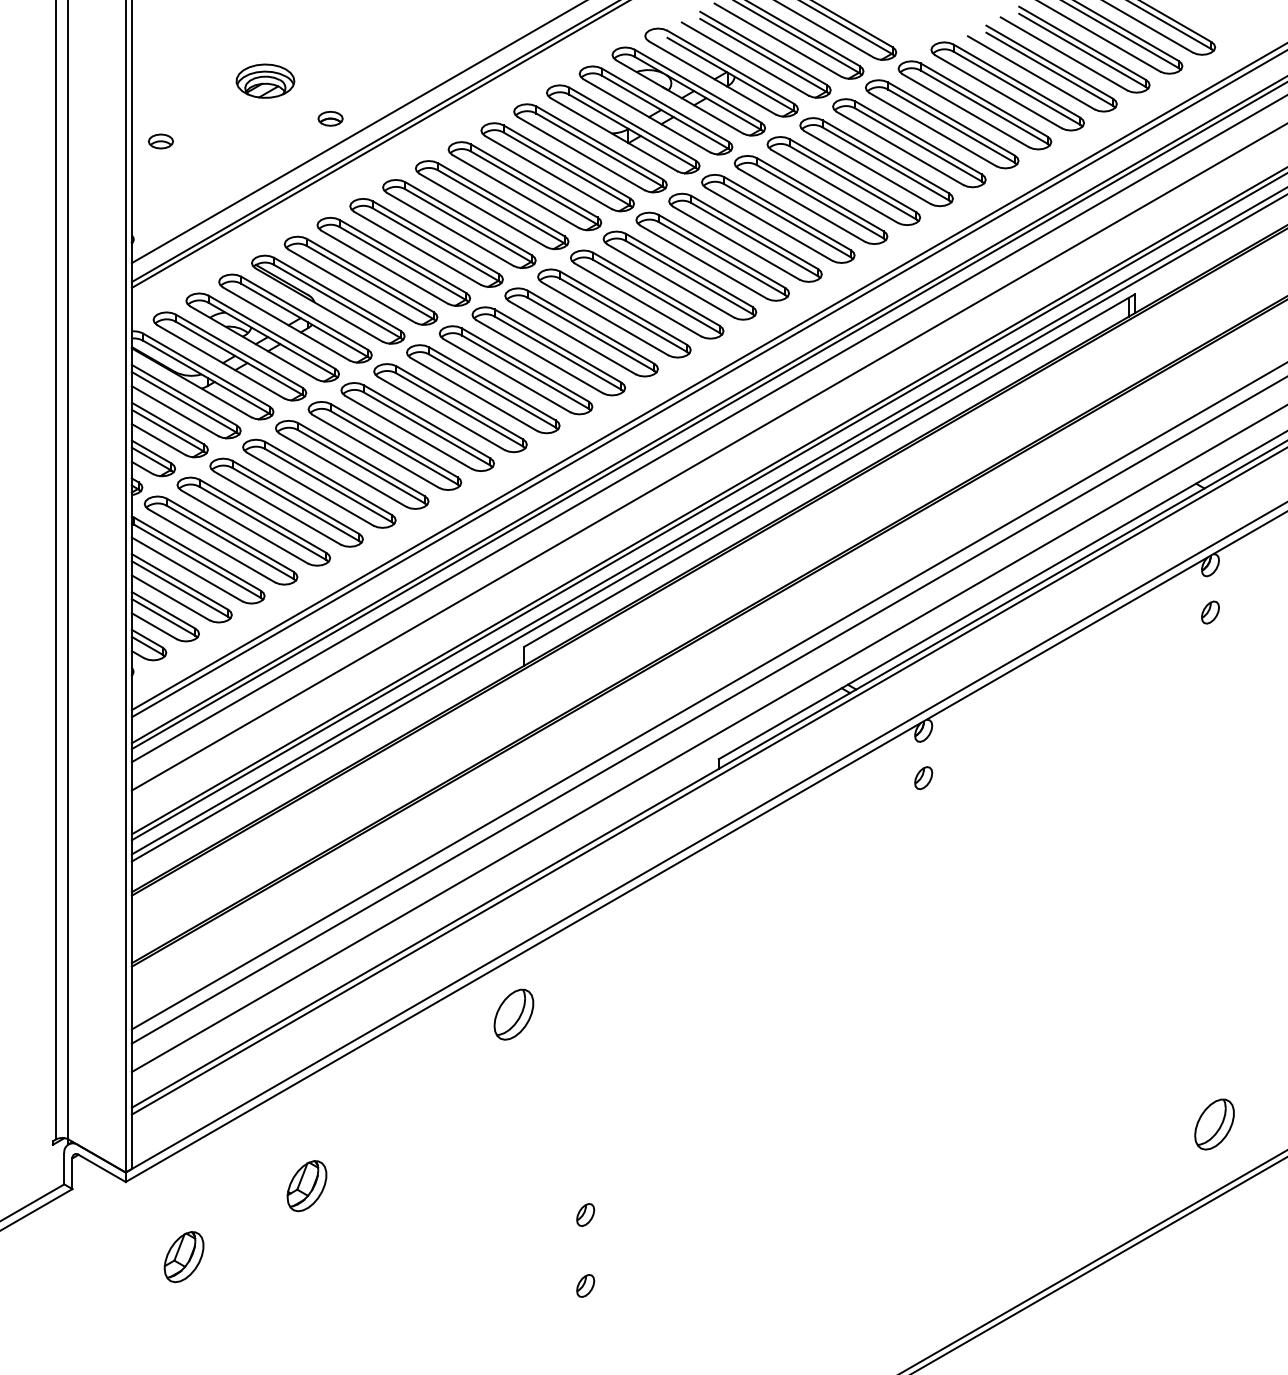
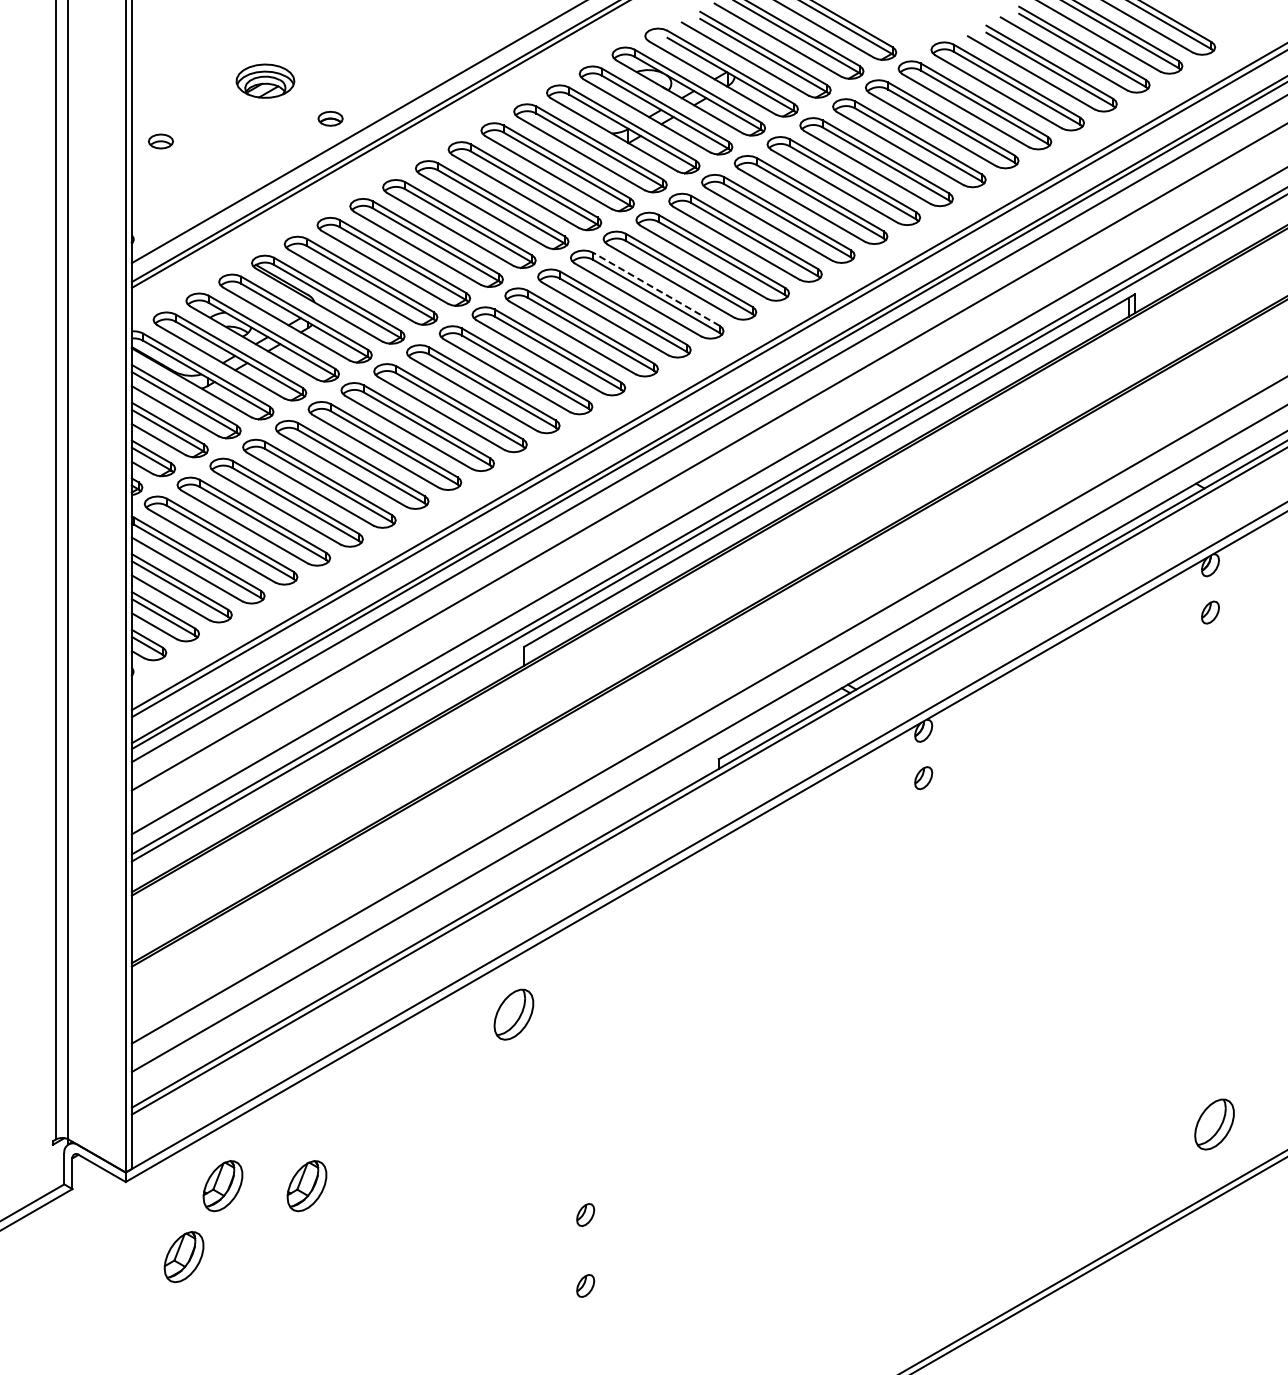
line: solid -> dashed (655, 289)
line: present -> none (707, 507)
line: present -> none (707, 696)
part: none -> present (222, 1186)
